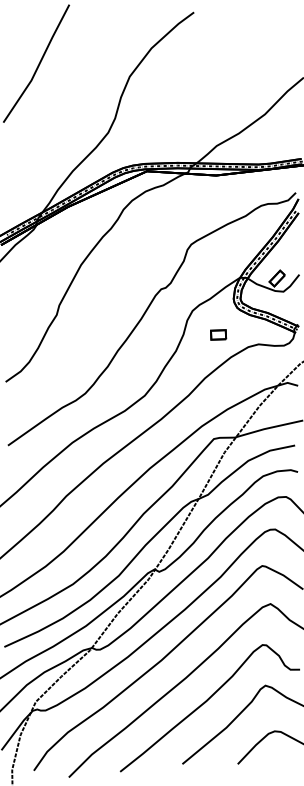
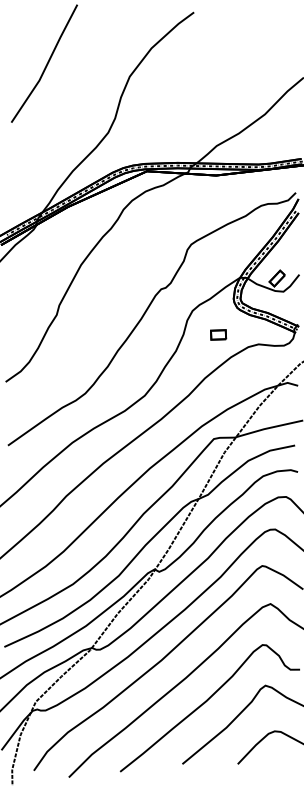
line position: (38, 63) -> (46, 63) (46, 63)
